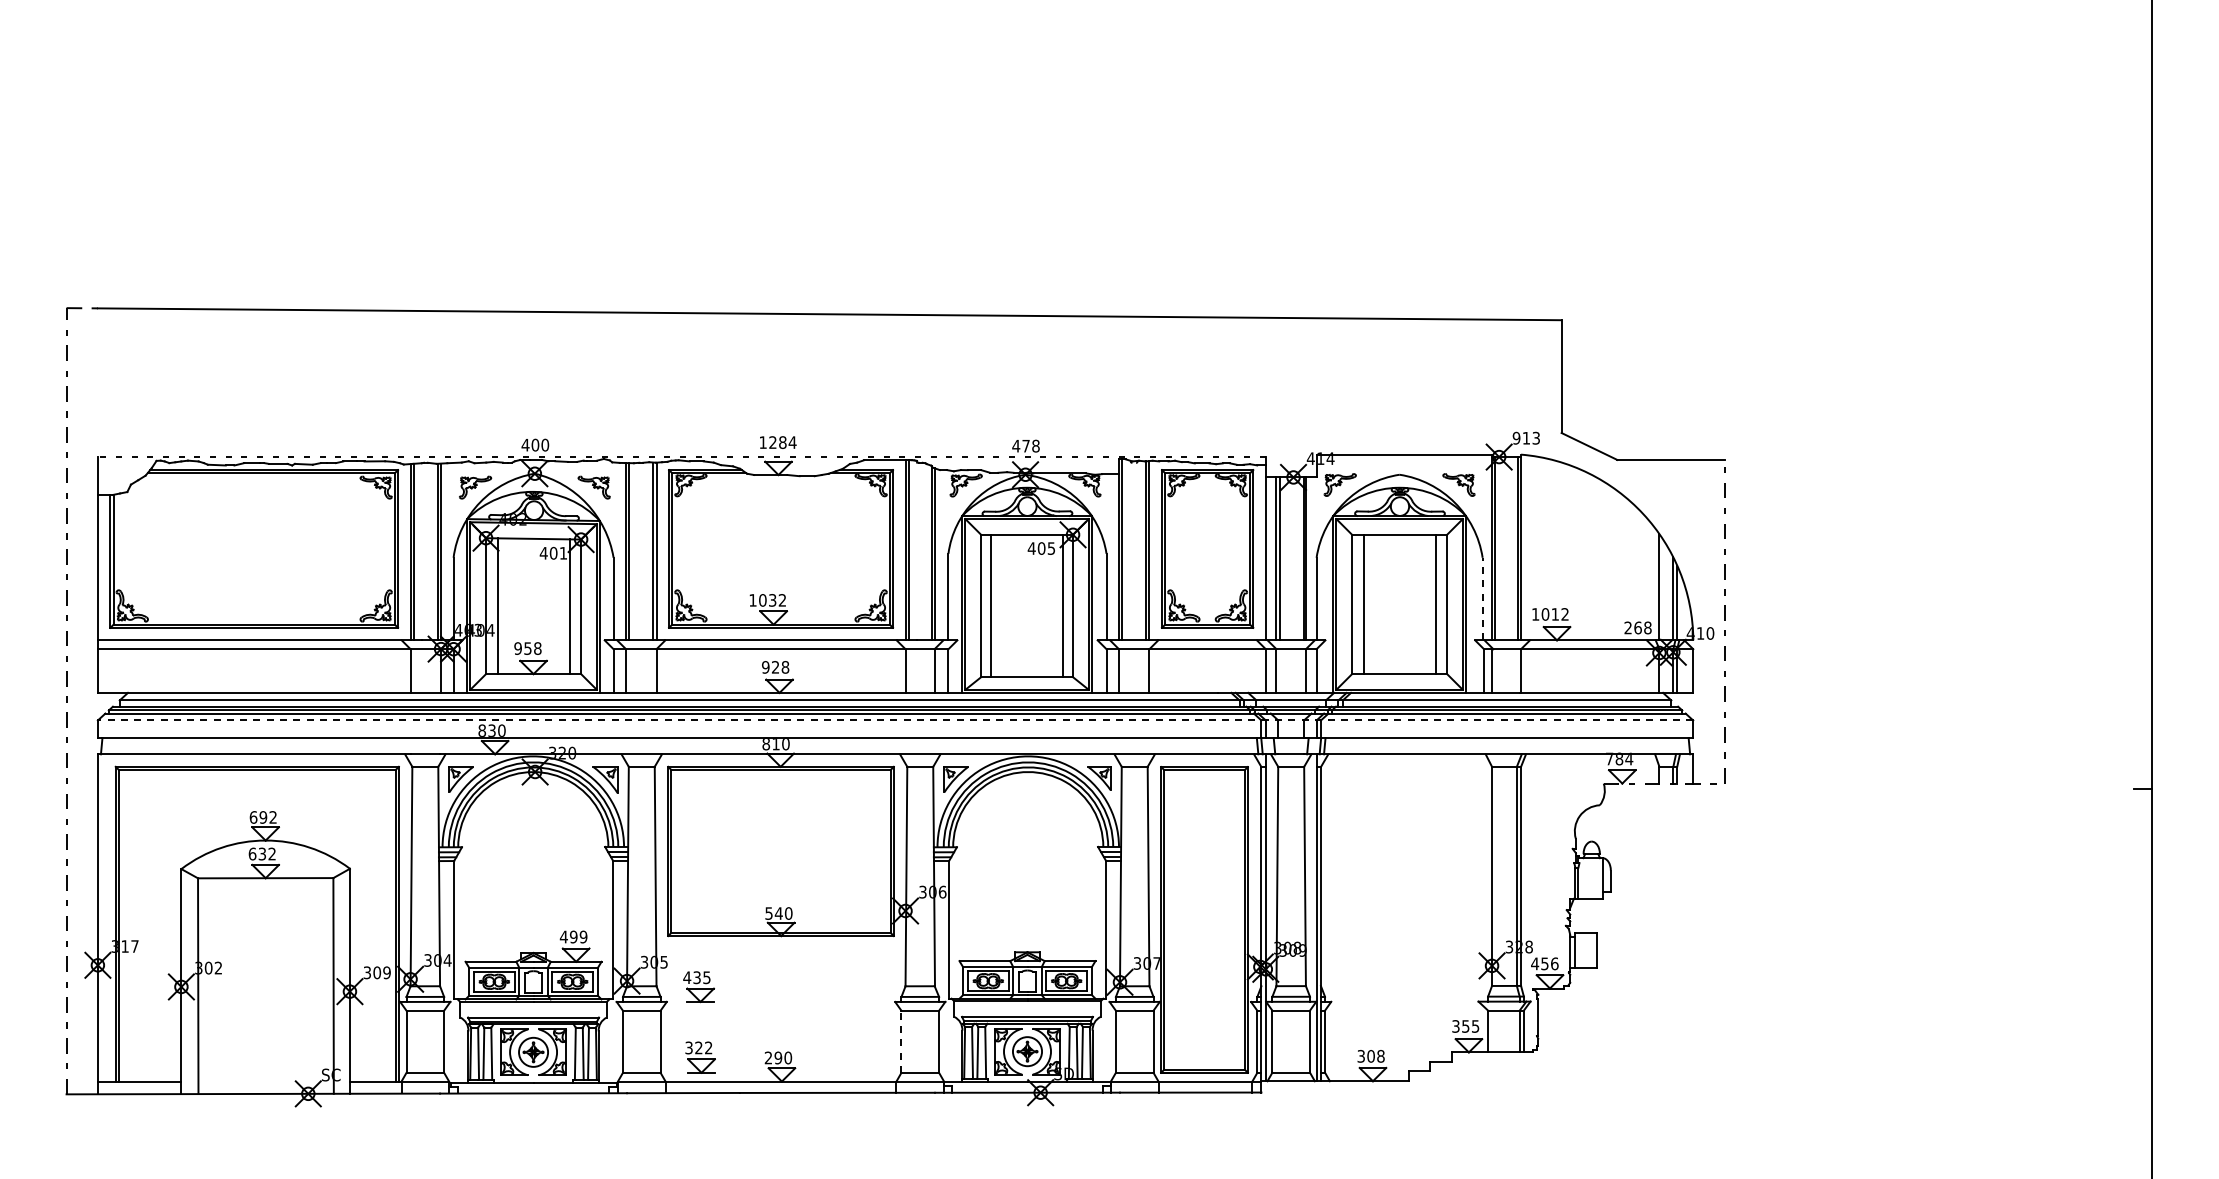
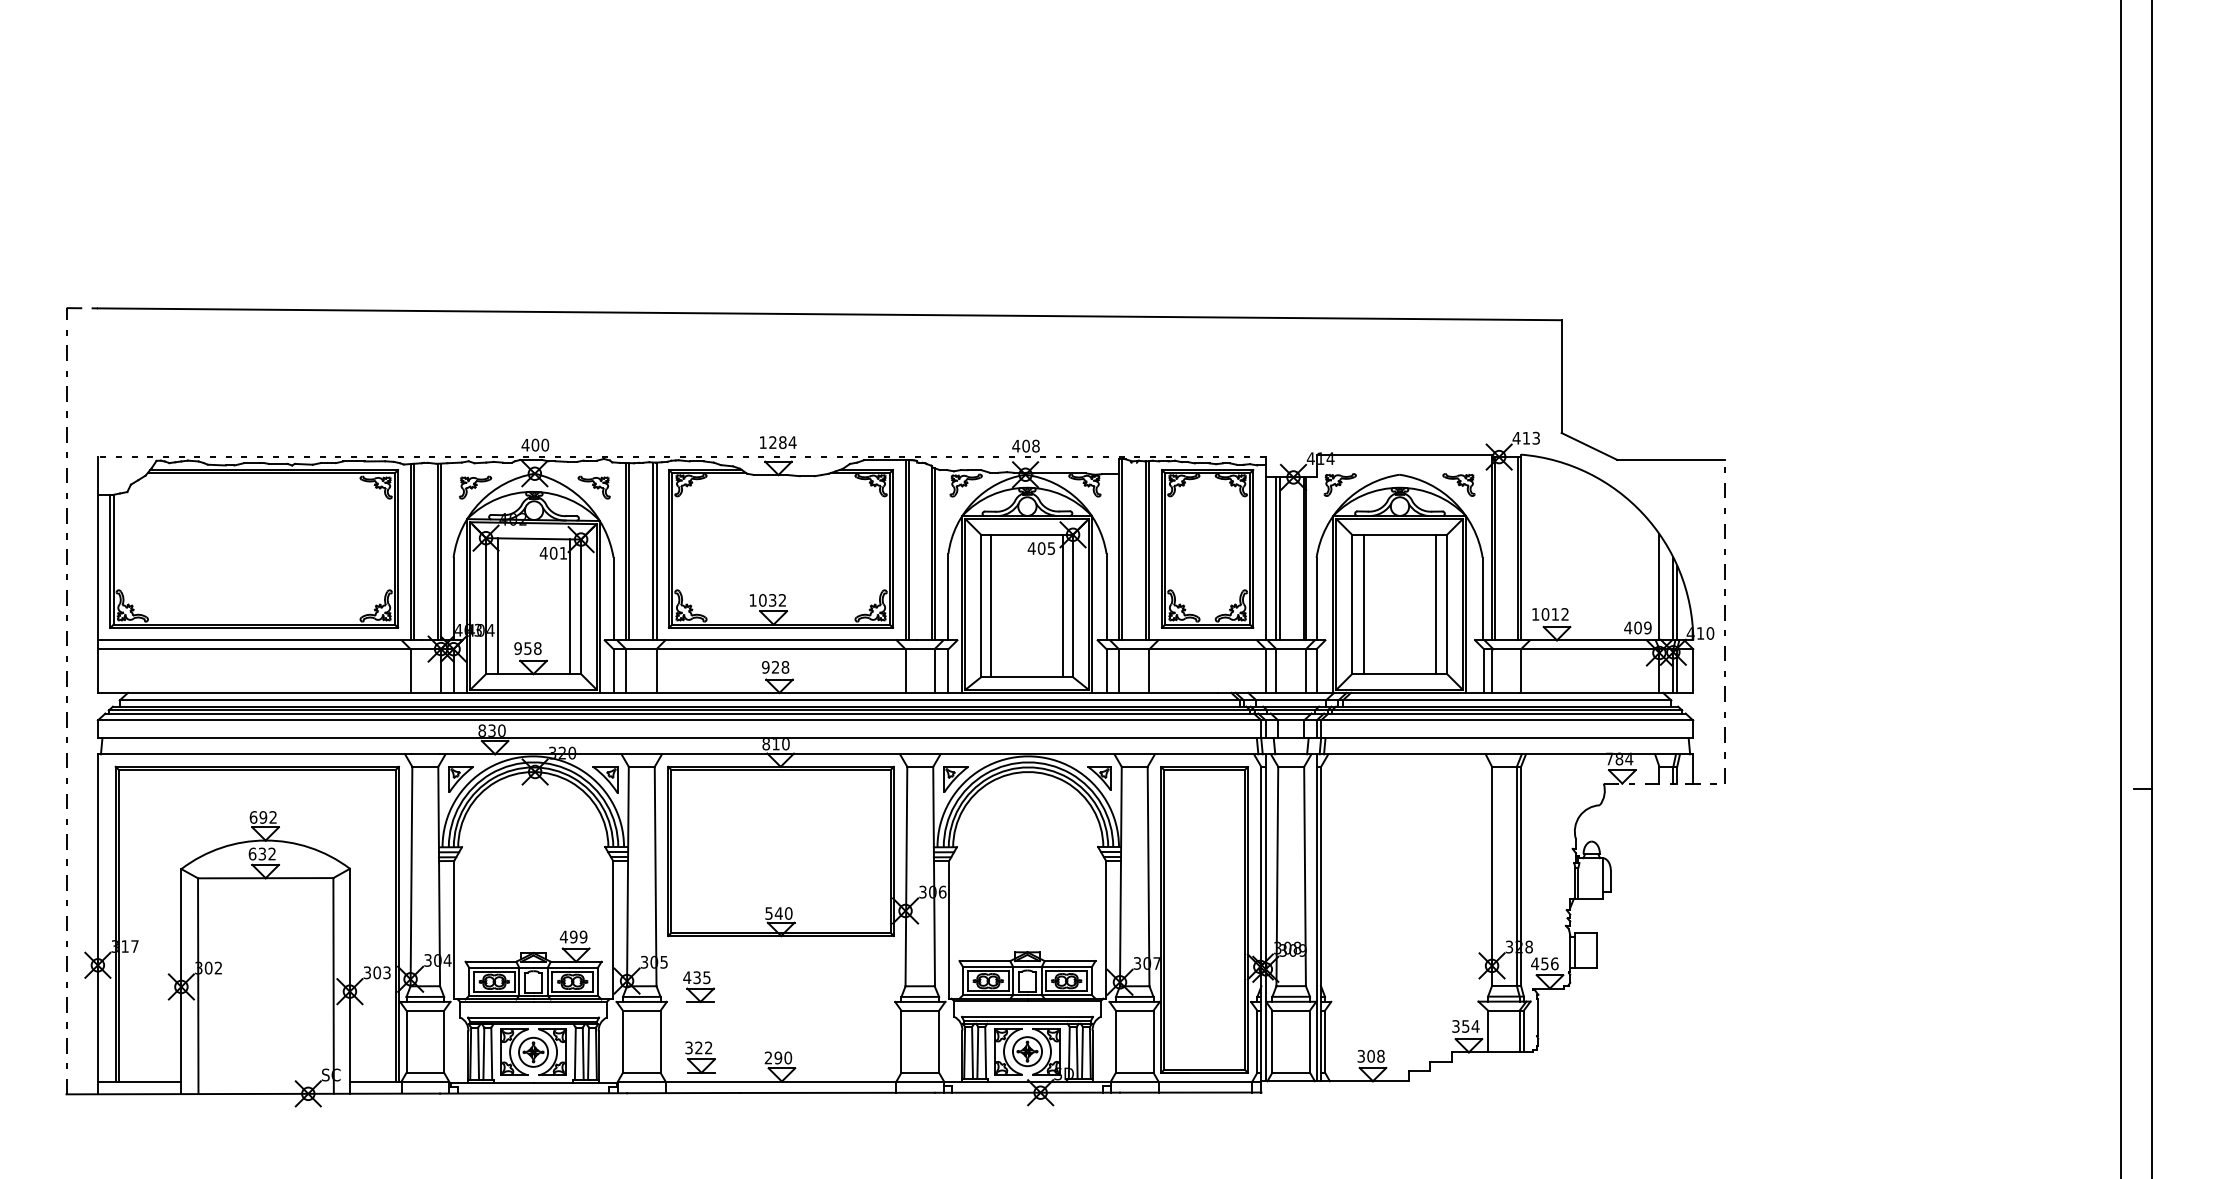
text: 913 -> 413 (1516, 437)
text: 478 -> 408 (1025, 445)
line: none -> present (2121, 588)
line: dashed -> solid (1482, 598)
text: 268 -> 409 (1637, 627)
line: dashed -> solid (895, 720)
text: 309 -> 303 (386, 972)
text: 355 -> 354 (1475, 1026)
line: dashed -> solid (901, 1041)
